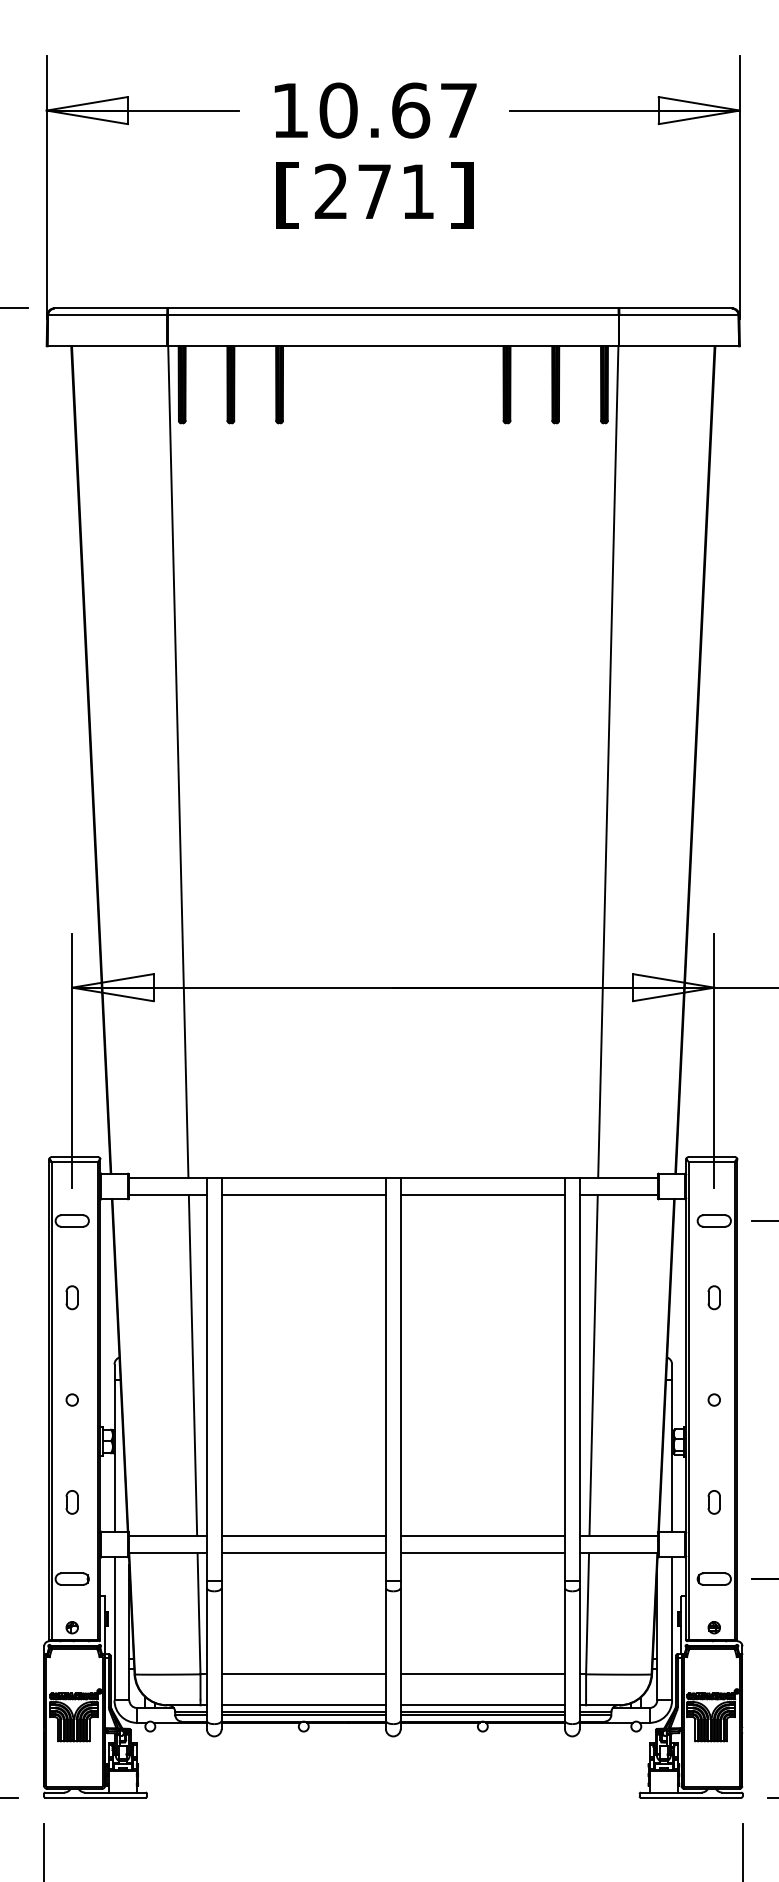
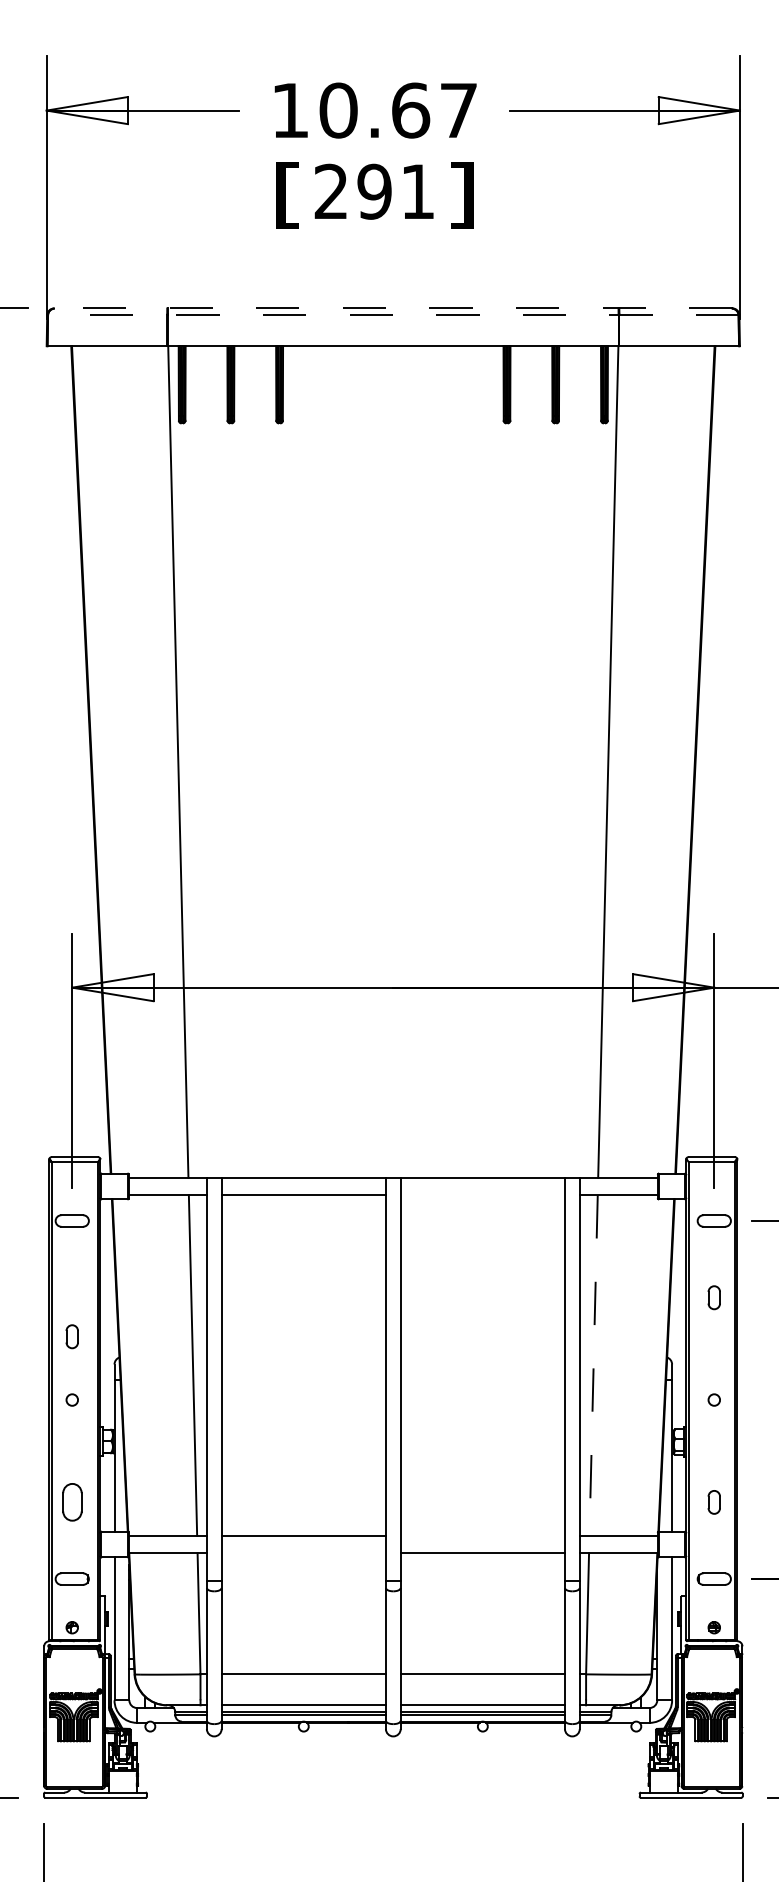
text: 271 -> 291 (374, 191)
line: solid -> dashed (392, 308)
line: solid -> dashed (392, 315)
line: present -> none (482, 1195)
part position: (71, 1297) -> (71, 1336) (71, 1336)
line: solid -> dashed (593, 1366)
part size: 14x25 px -> 21x39 px (72, 1502)
line: present -> none (482, 1535)
line: present -> none (303, 1553)
